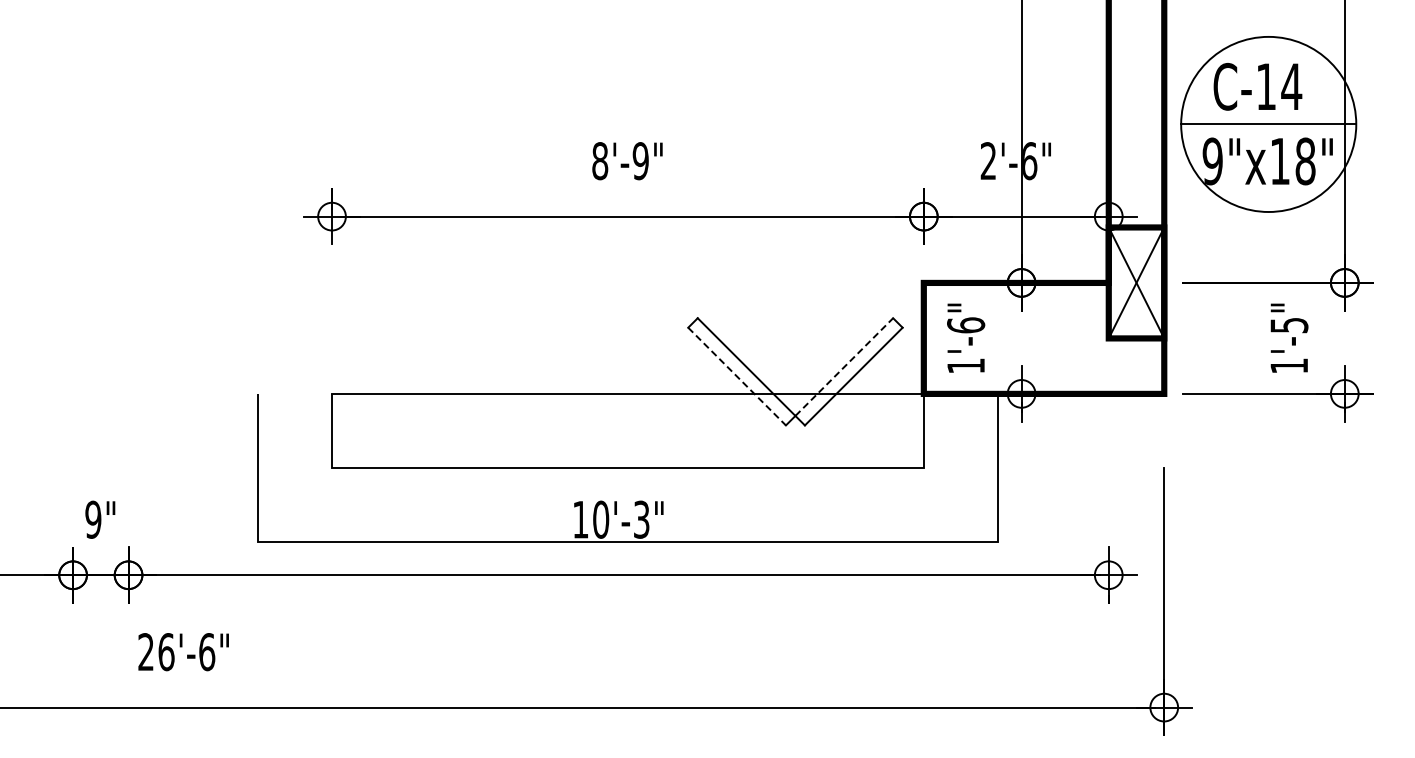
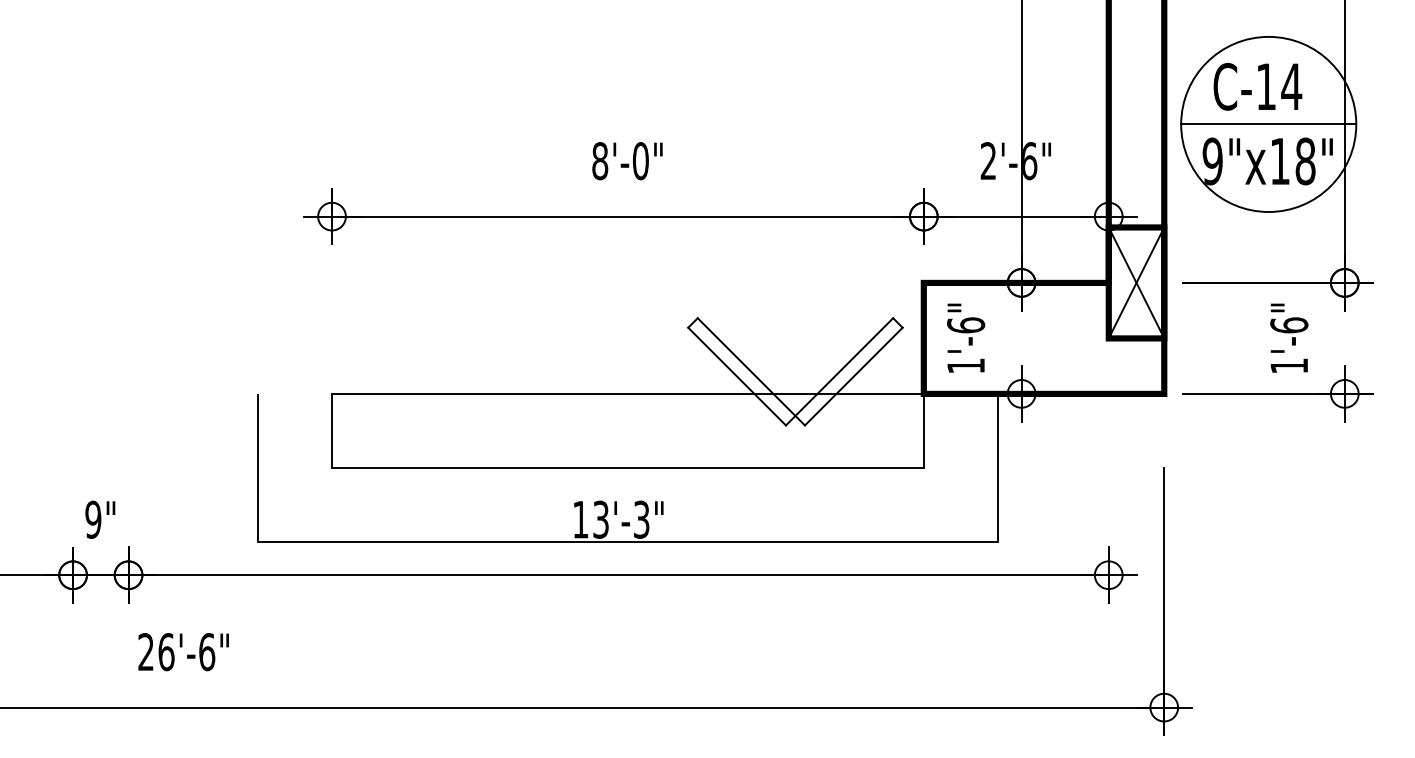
text: 8'-9" -> 8'-0" (640, 161)
text: 1'-5" -> 1'-6" (1289, 325)
line: dashed -> solid (844, 366)
line: dashed -> solid (737, 376)
text: 10'-3" -> 13'-3" (601, 519)
